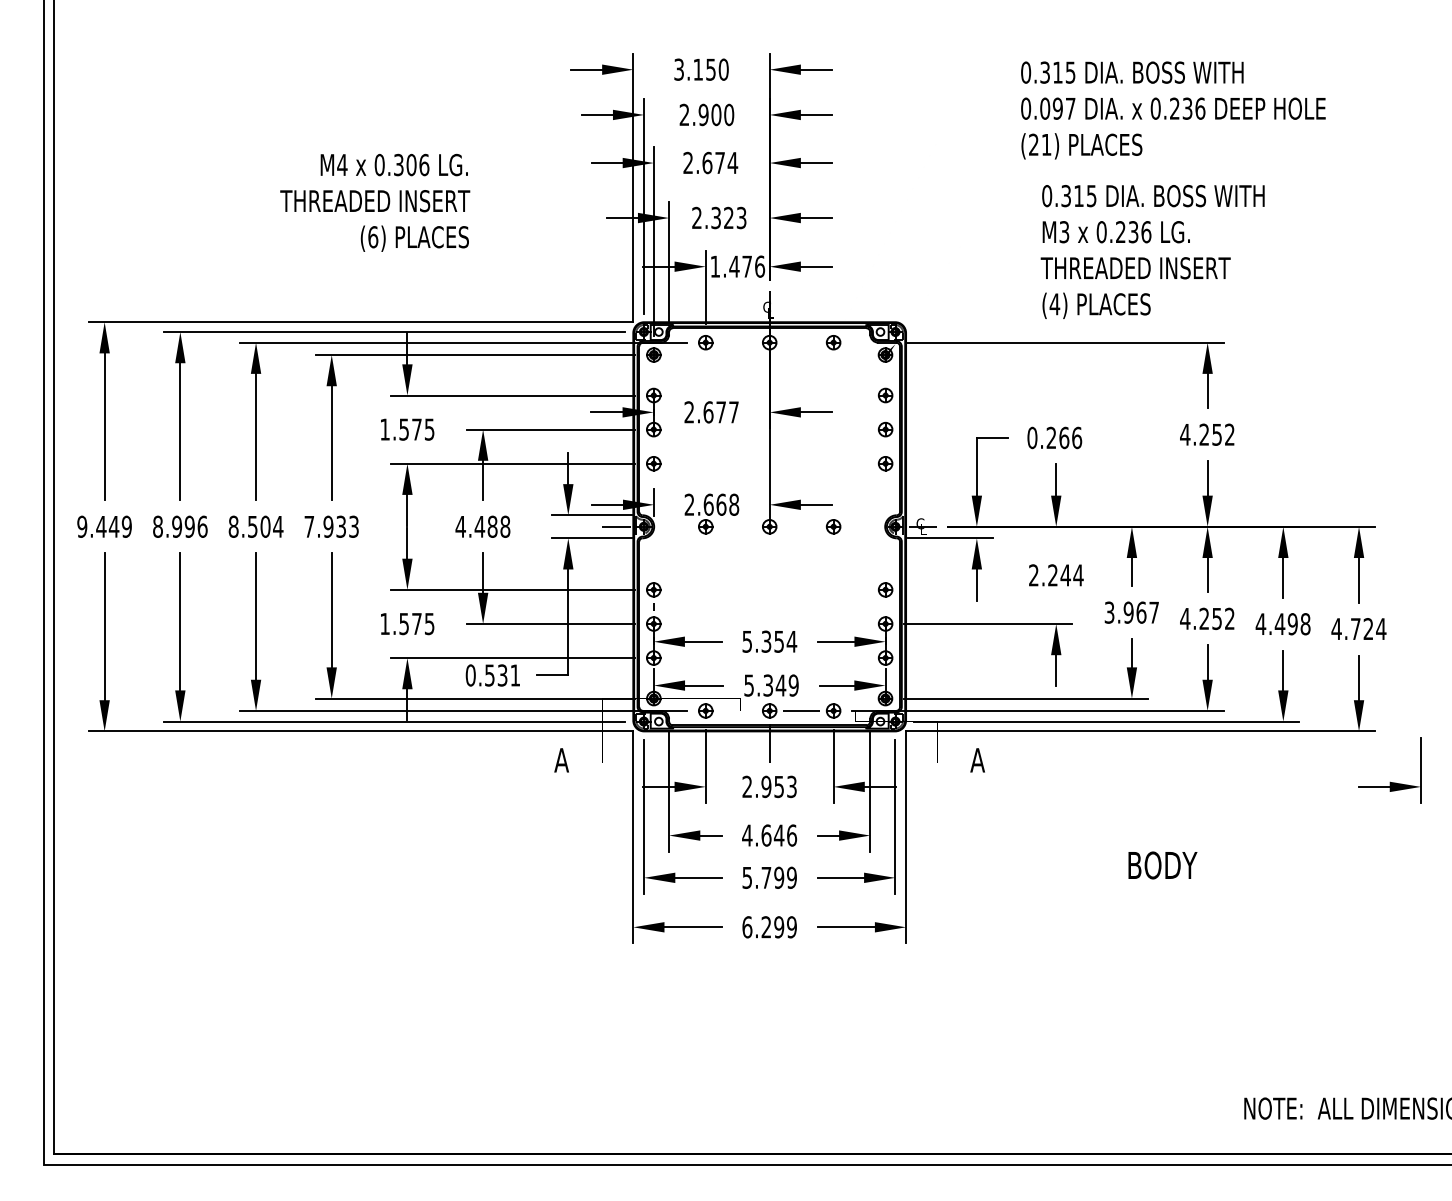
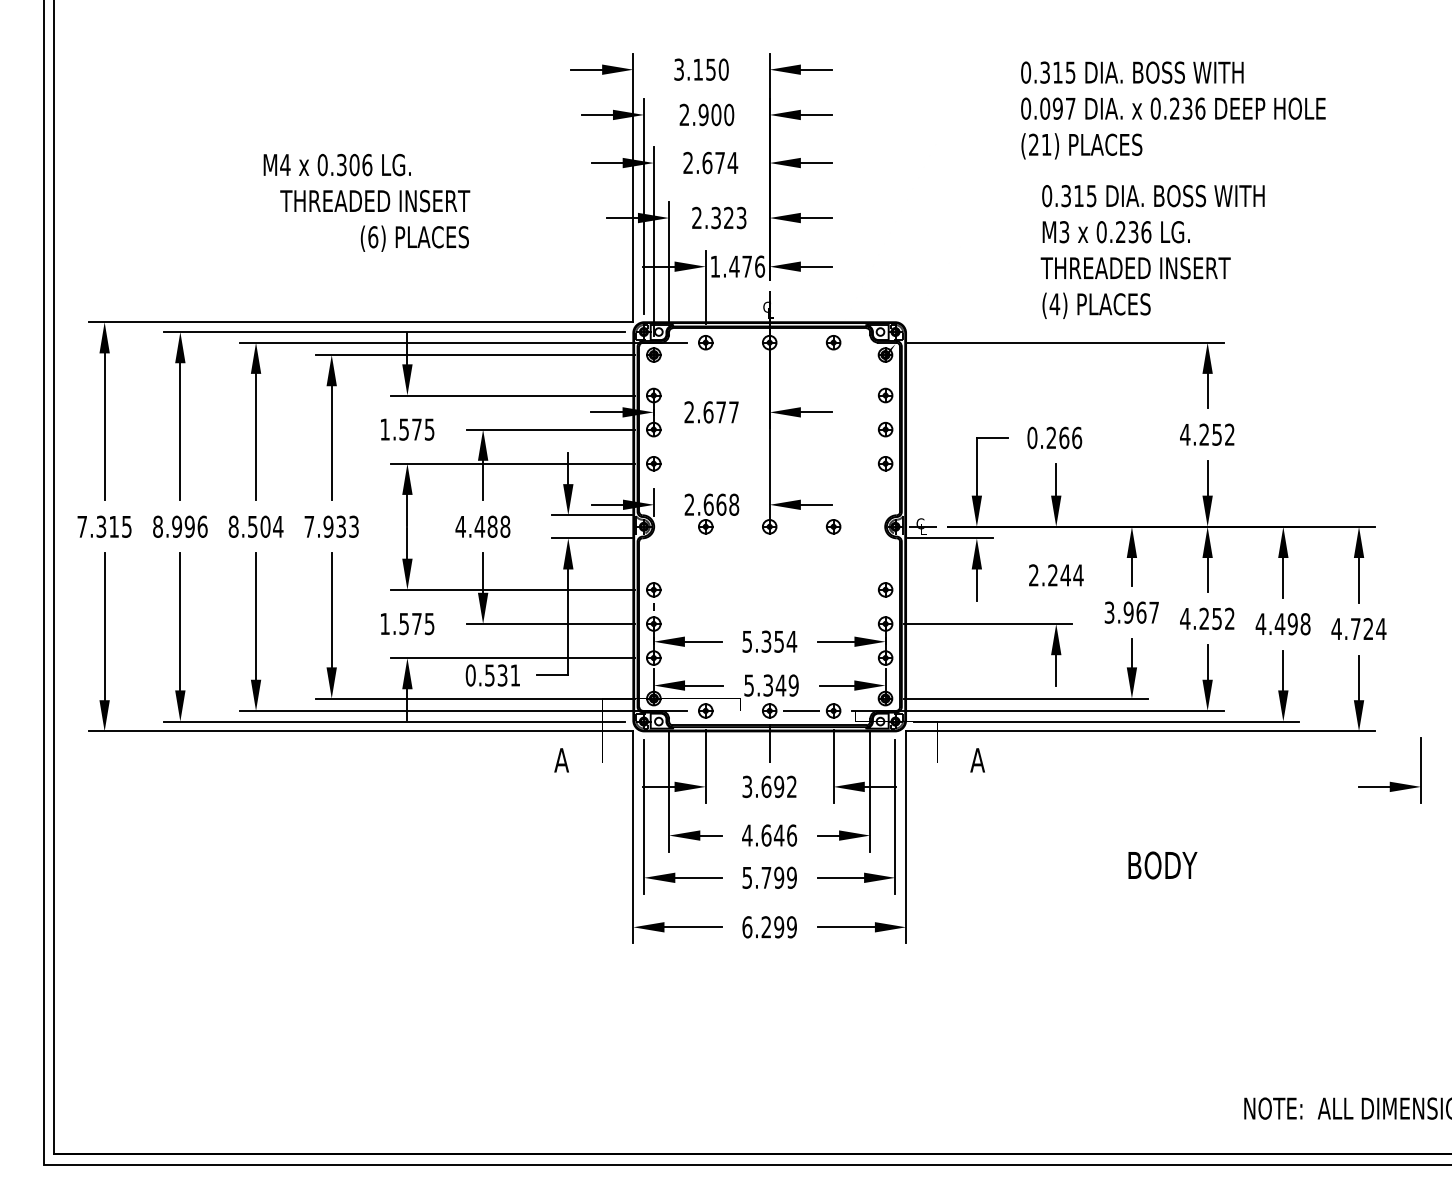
text position: (393, 164) -> (336, 164) (336, 164)
text: 9.449 -> 7.315 (104, 526)
line: present -> none (616, 526)
text: 2.953 -> 3.692 (769, 786)
